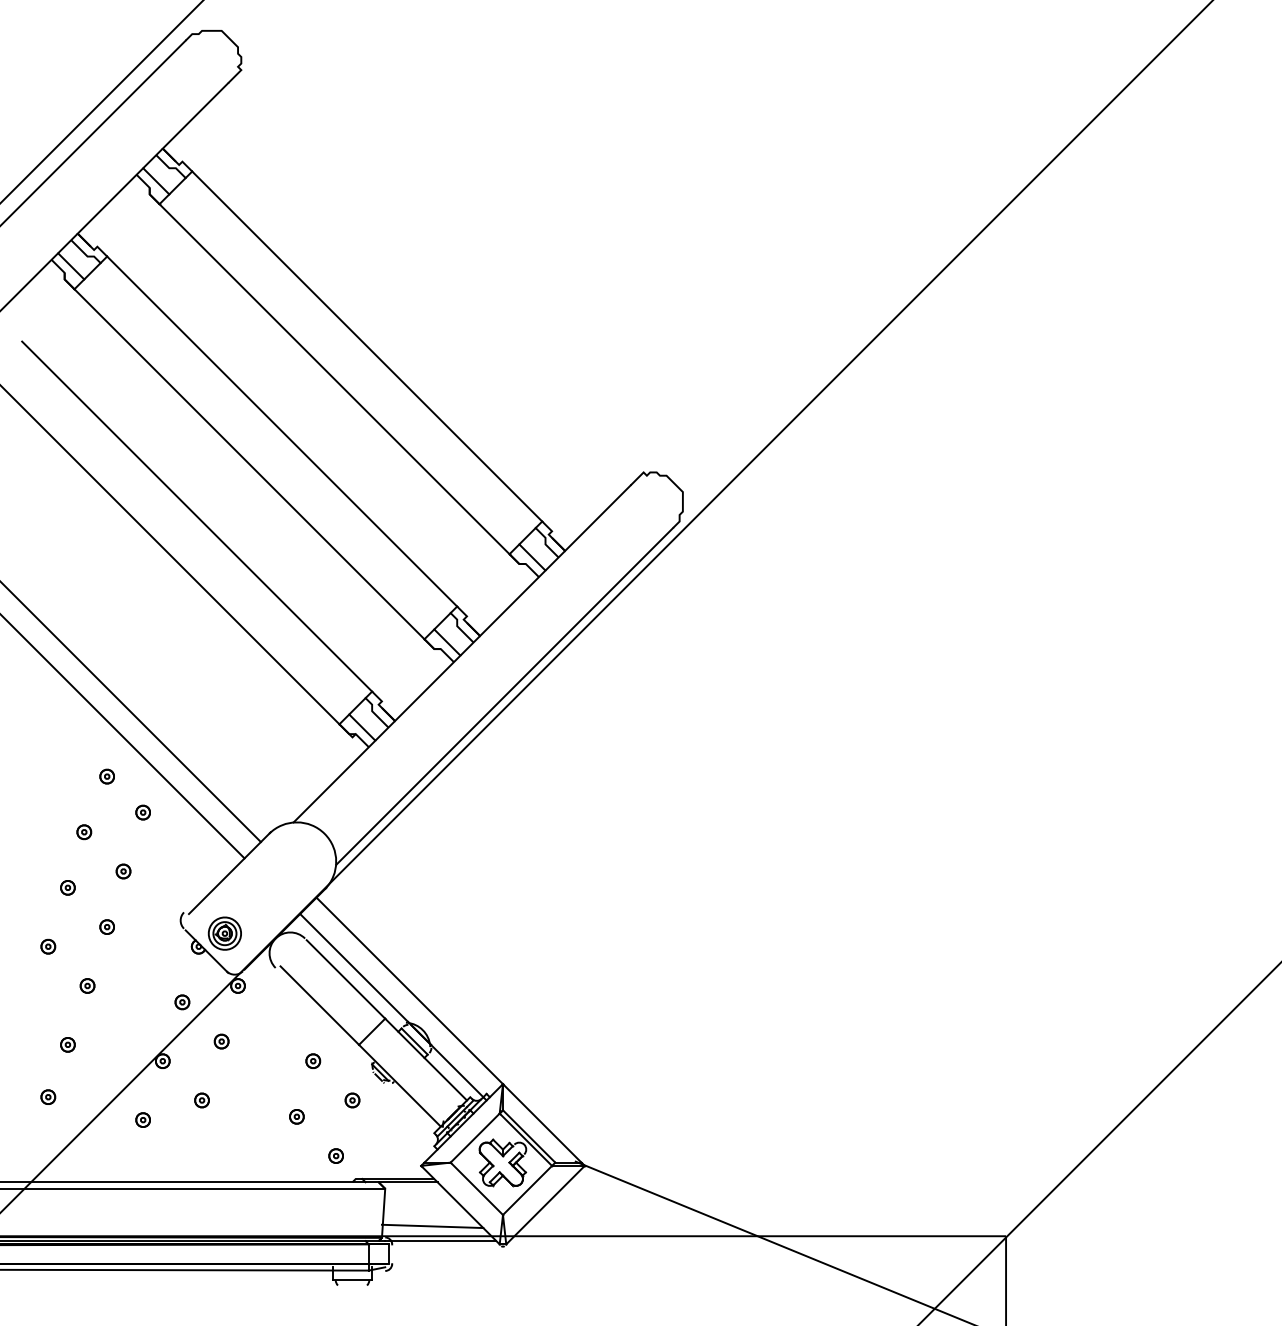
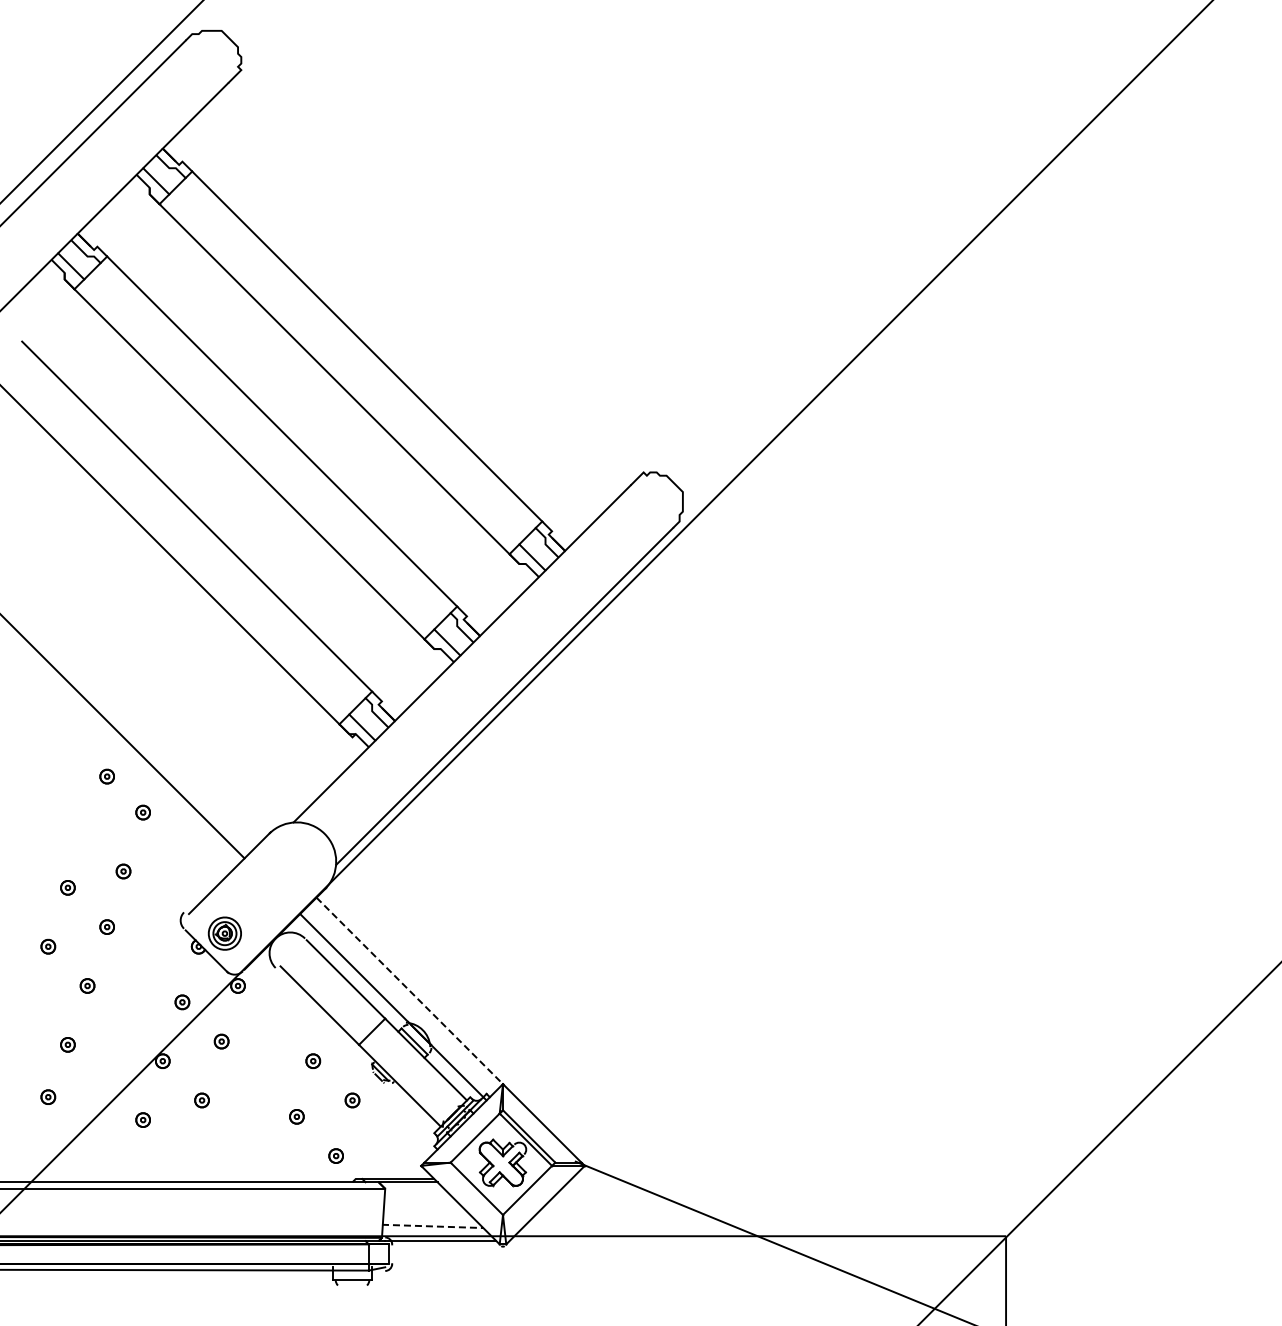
line: present -> none (131, 712)
part: present -> none (84, 832)
line: solid -> dashed (409, 990)
line: solid -> dashed (432, 1226)
